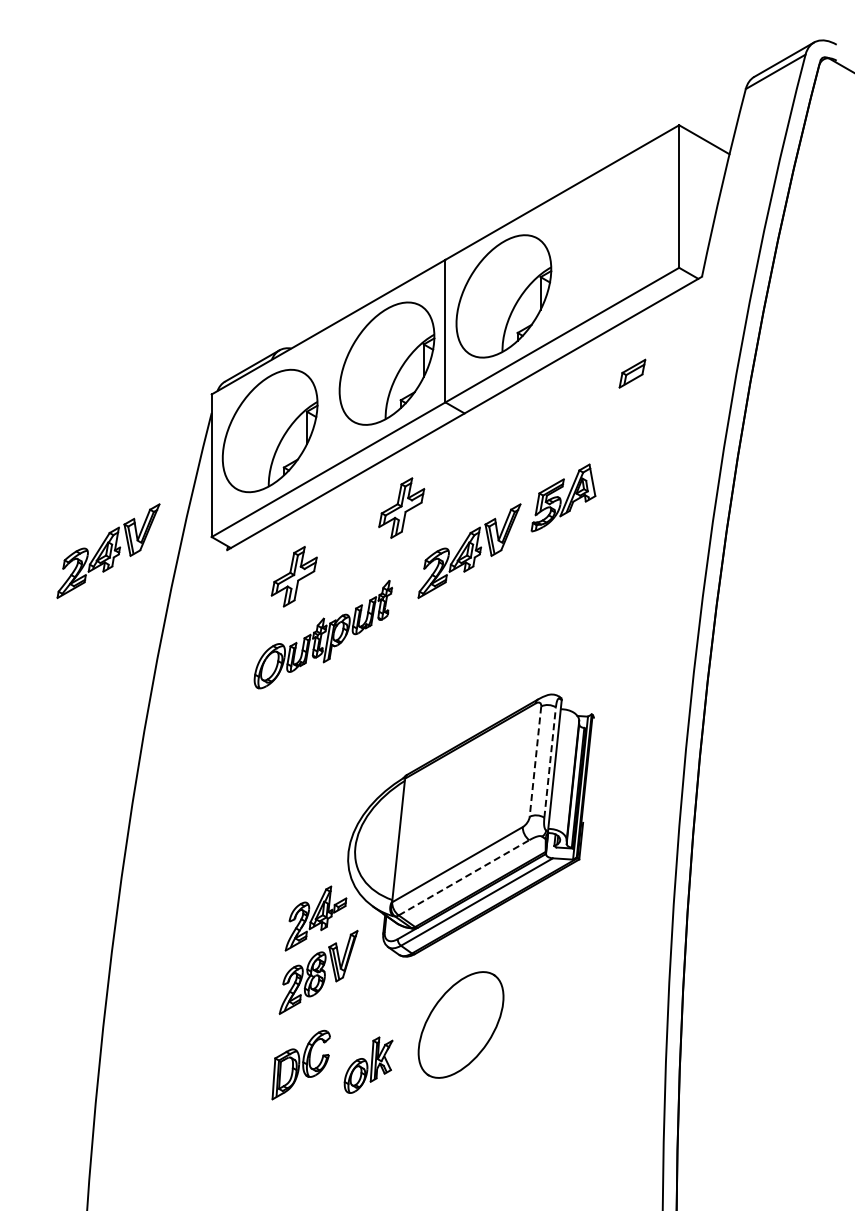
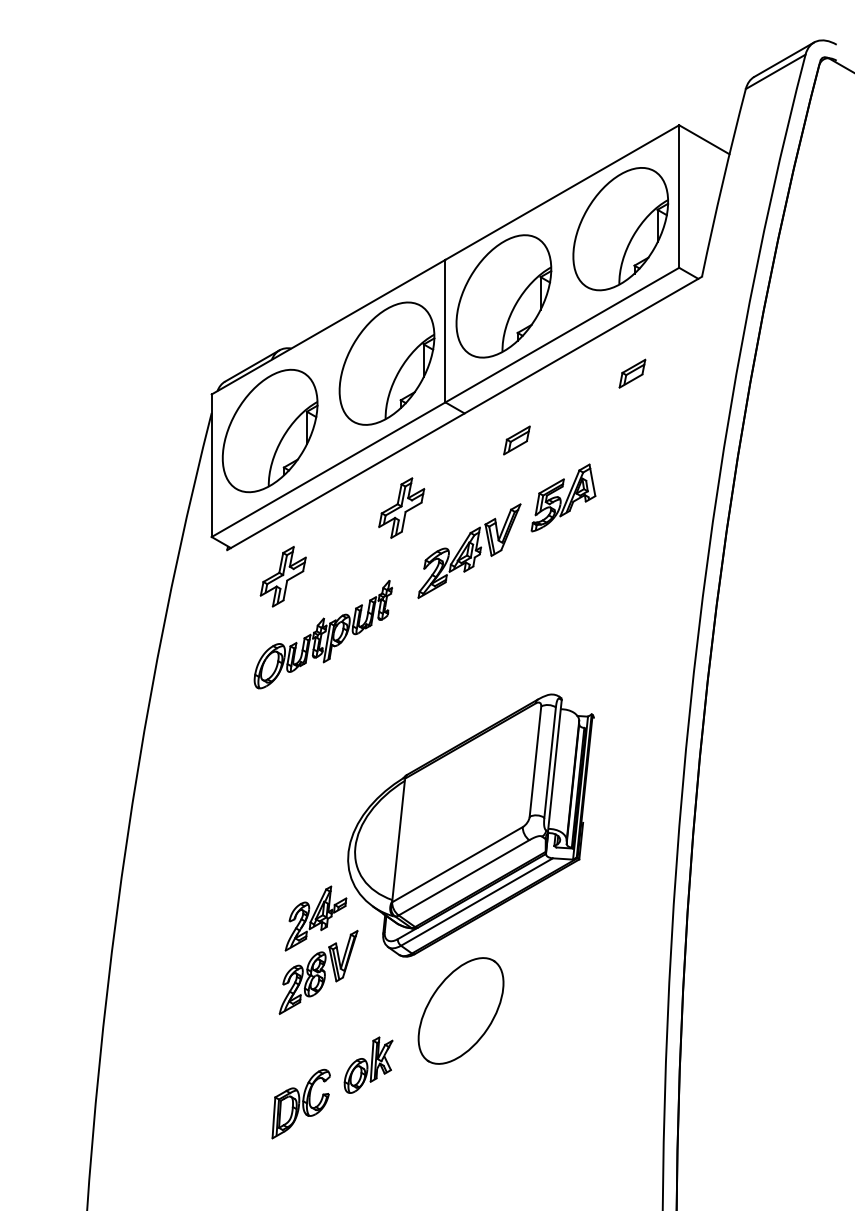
part: none -> present (620, 229)
part: none -> present (516, 440)
part: present -> none (108, 550)
part position: (293, 576) -> (282, 576) (282, 576)
line: dashed -> solid (535, 762)
line: dashed -> solid (550, 762)
line: dashed -> solid (464, 877)
part position: (460, 1024) -> (460, 1010) (460, 1010)
part position: (300, 1064) -> (300, 1103) (300, 1103)
